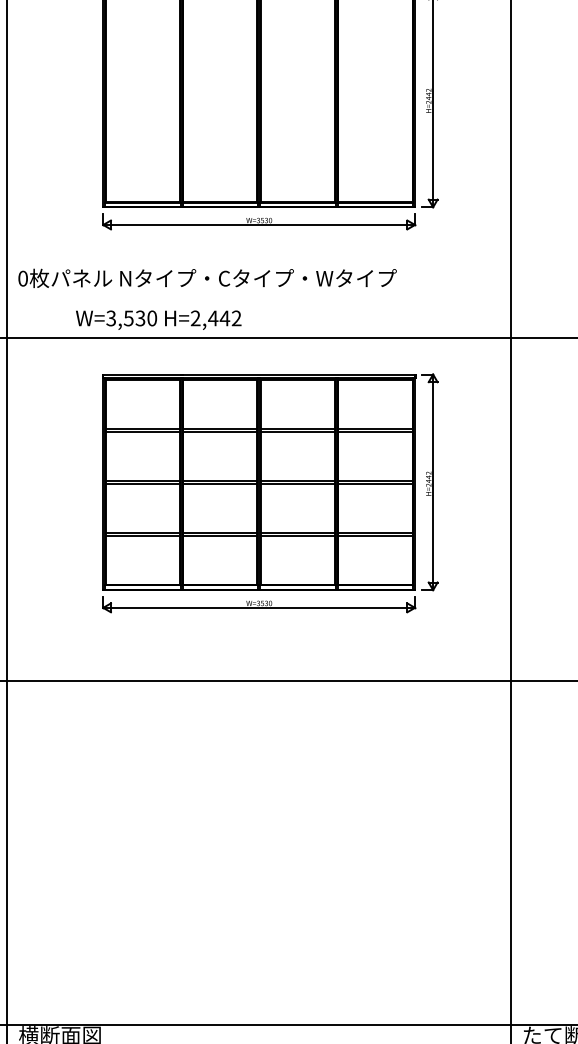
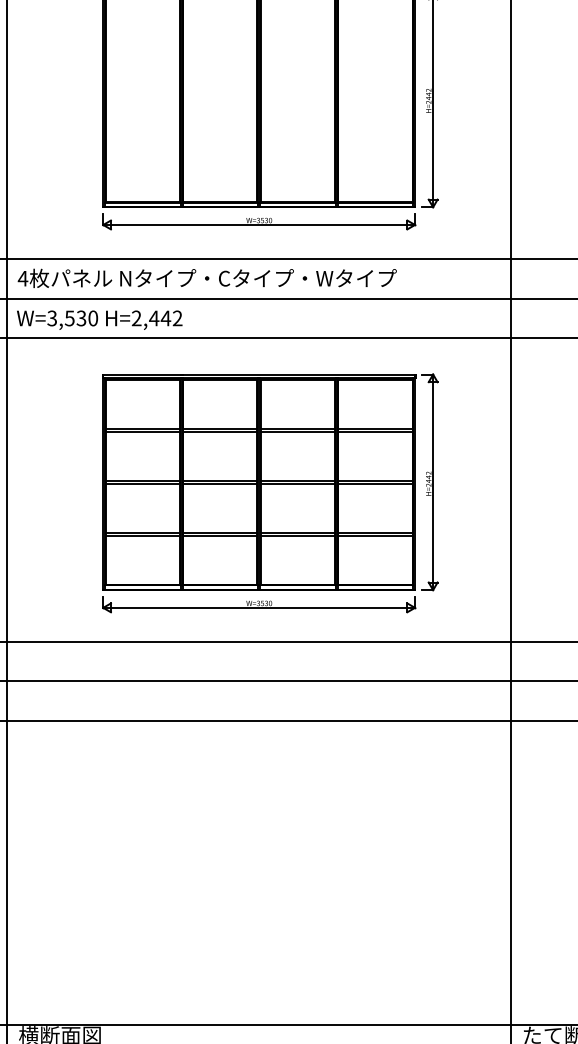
line: none -> present (288, 258)
text: 0 -> 4 (22, 278)
line: none -> present (288, 298)
text position: (158, 319) -> (99, 319) (99, 319)
line: none -> present (288, 641)
line: none -> present (288, 721)
